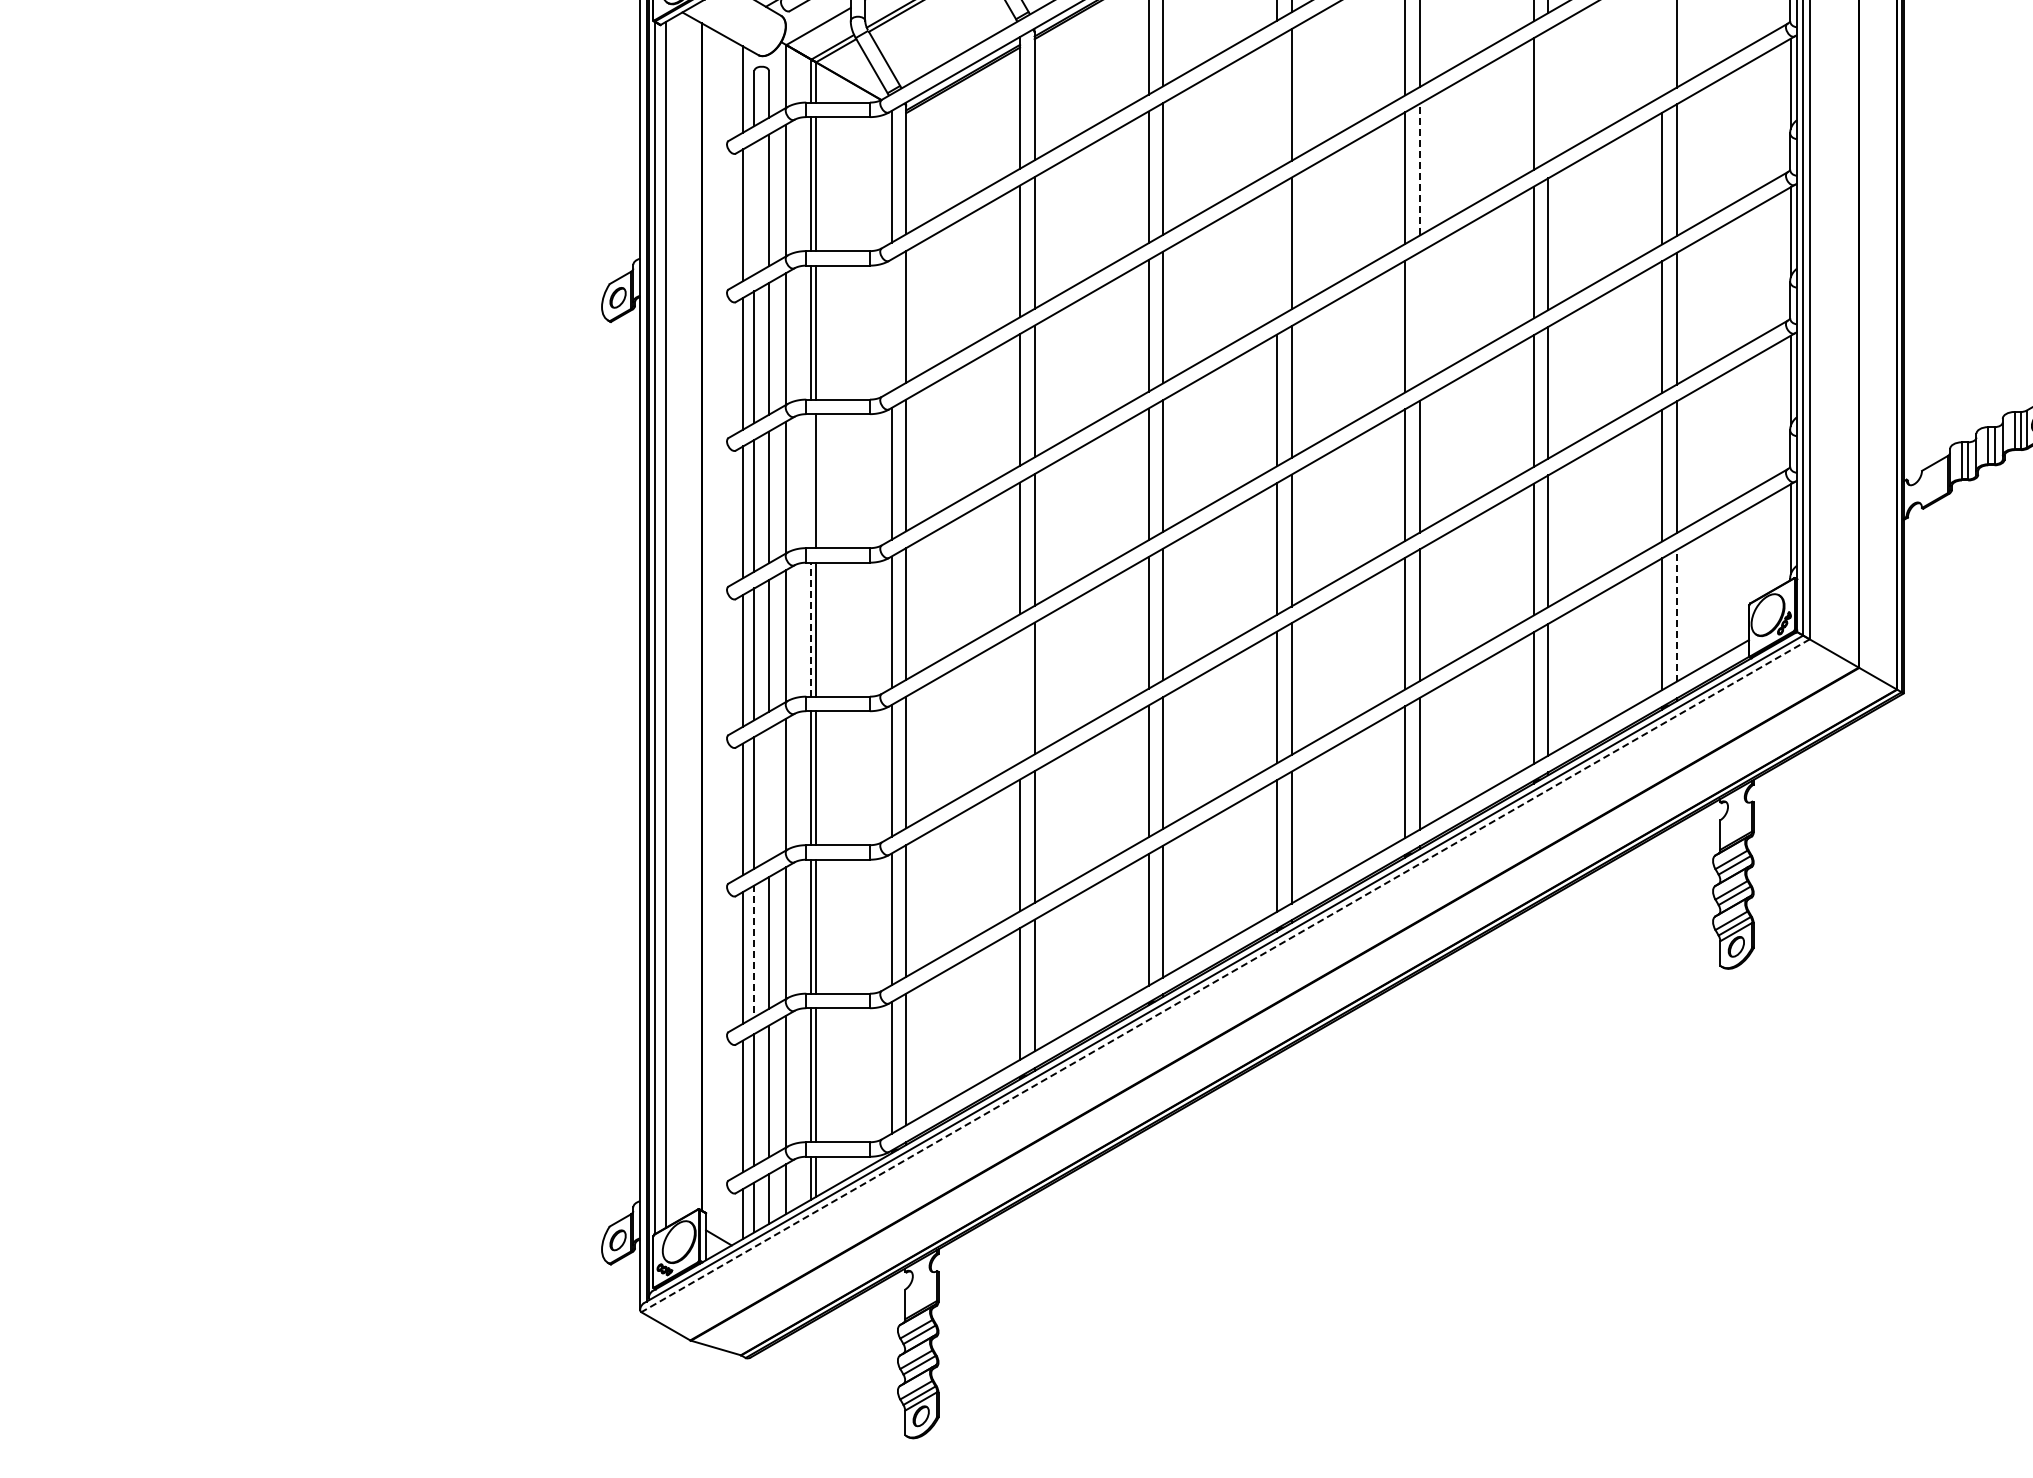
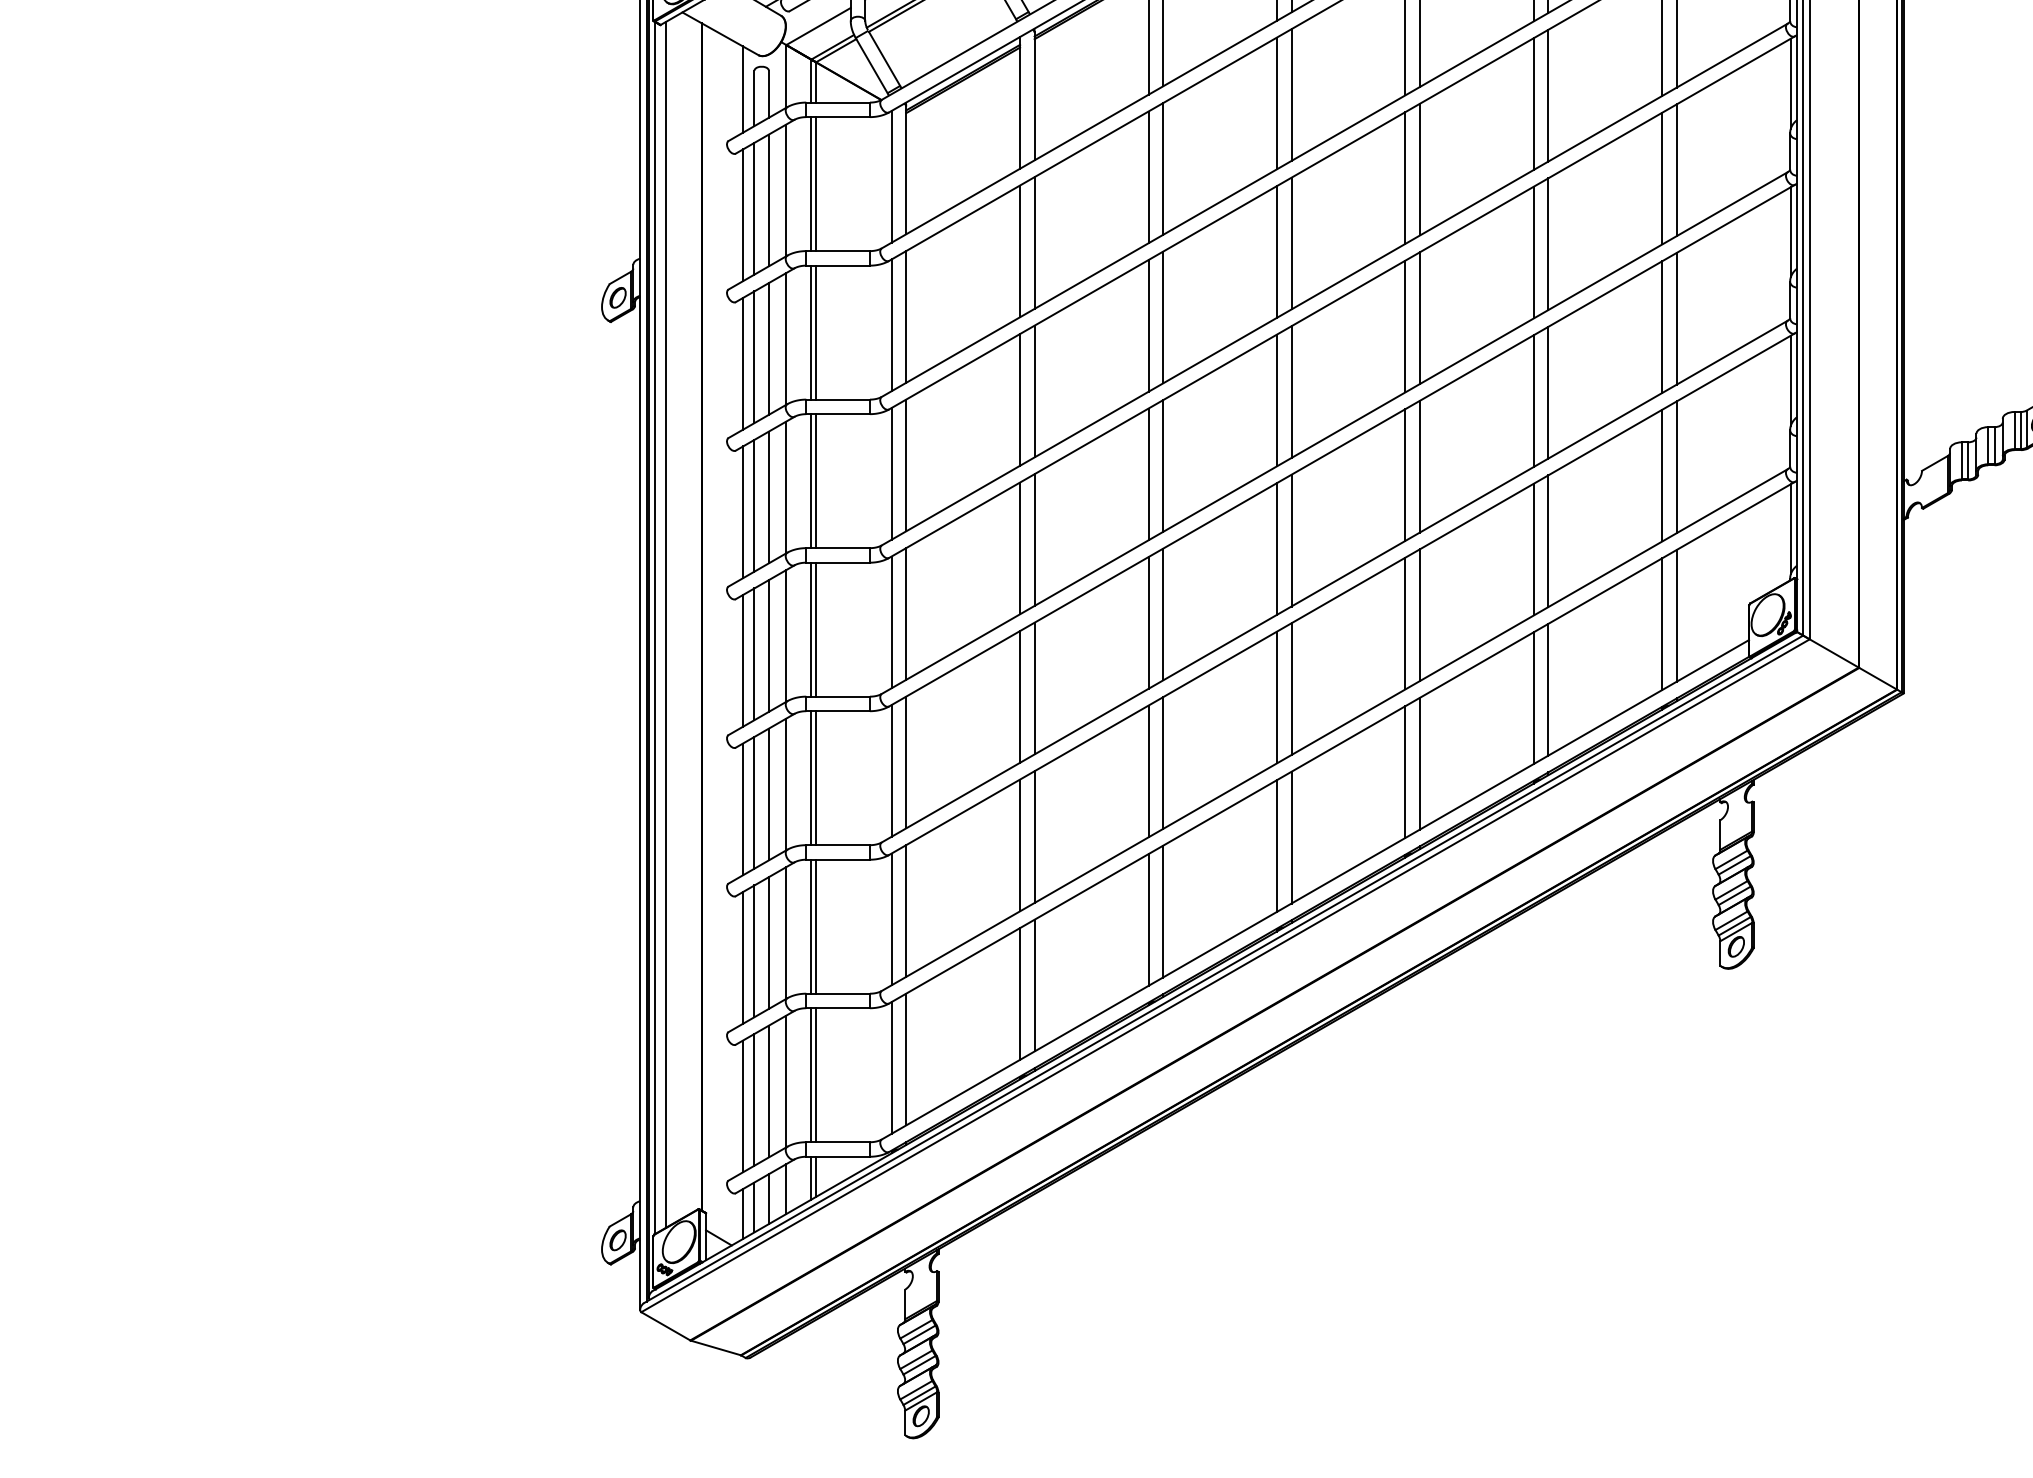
line: none -> present (1662, 48)
line: none -> present (1548, 95)
line: none -> present (1277, 103)
line: dashed -> solid (1419, 169)
line: none -> present (754, 208)
line: none -> present (1277, 251)
line: none -> present (1419, 318)
line: none -> present (891, 325)
line: none -> present (811, 481)
line: dashed -> solid (1676, 615)
line: dashed -> solid (811, 629)
line: none -> present (1020, 696)
line: none -> present (768, 794)
line: dashed -> solid (754, 951)
line: dashed -> solid (1225, 976)
